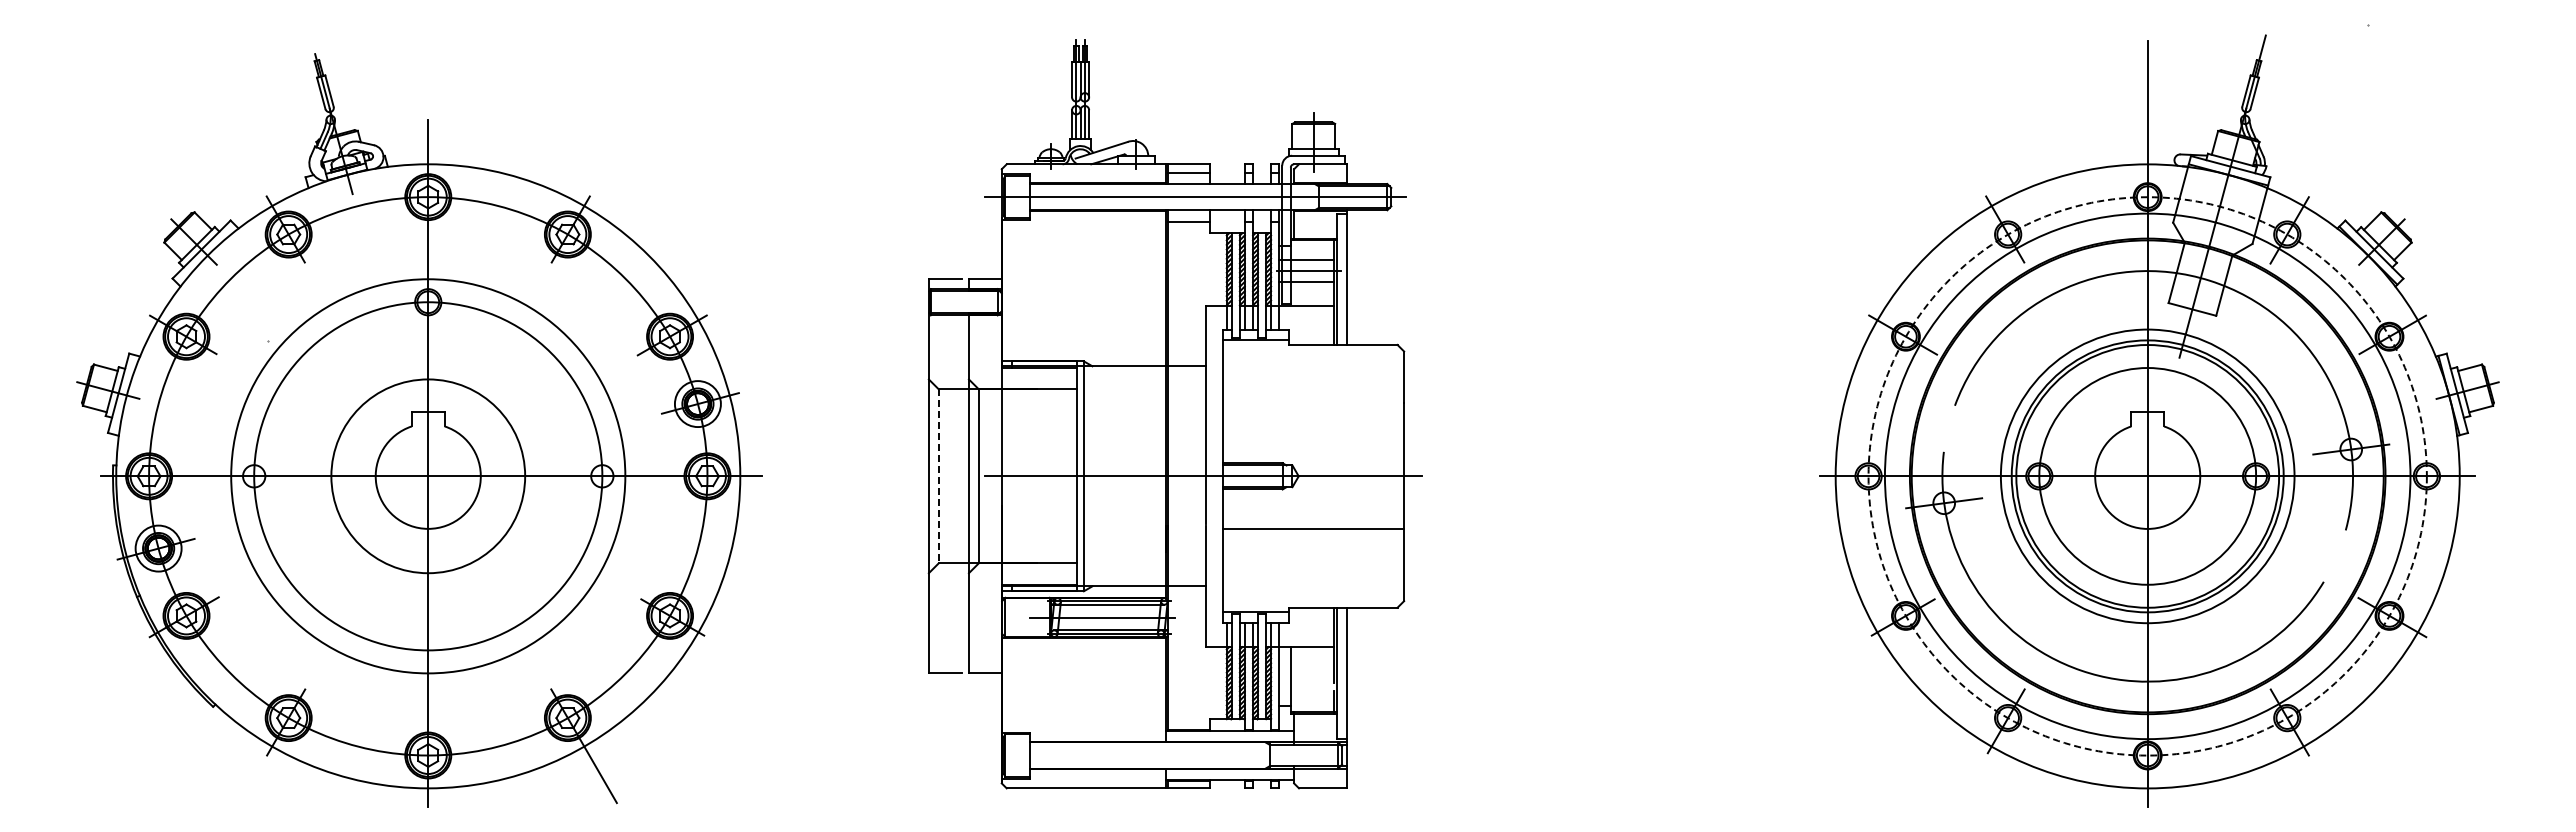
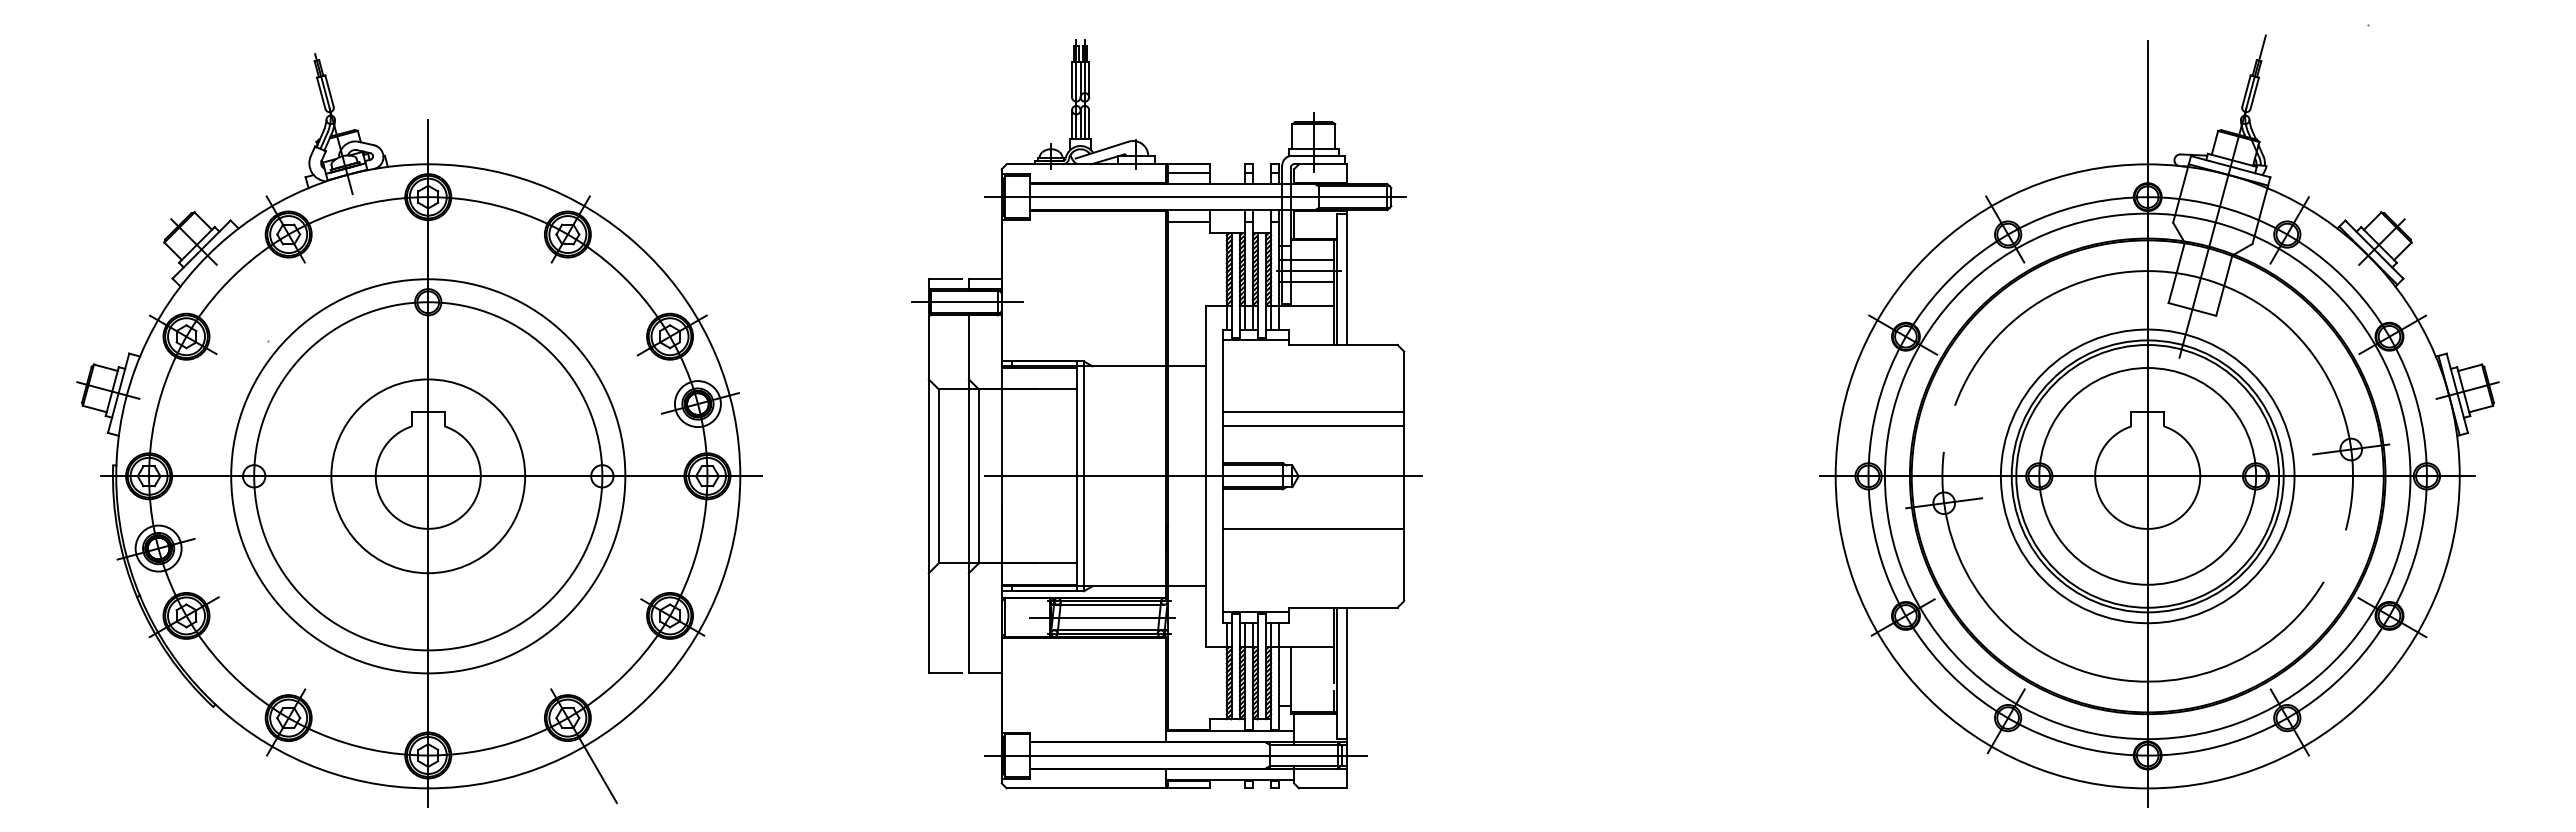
line: none -> present (967, 302)
line: none -> present (1313, 412)
line: none -> present (1313, 426)
line: dashed -> solid (938, 476)
circle: dashed -> solid (2147, 476)
line: none -> present (1175, 755)
